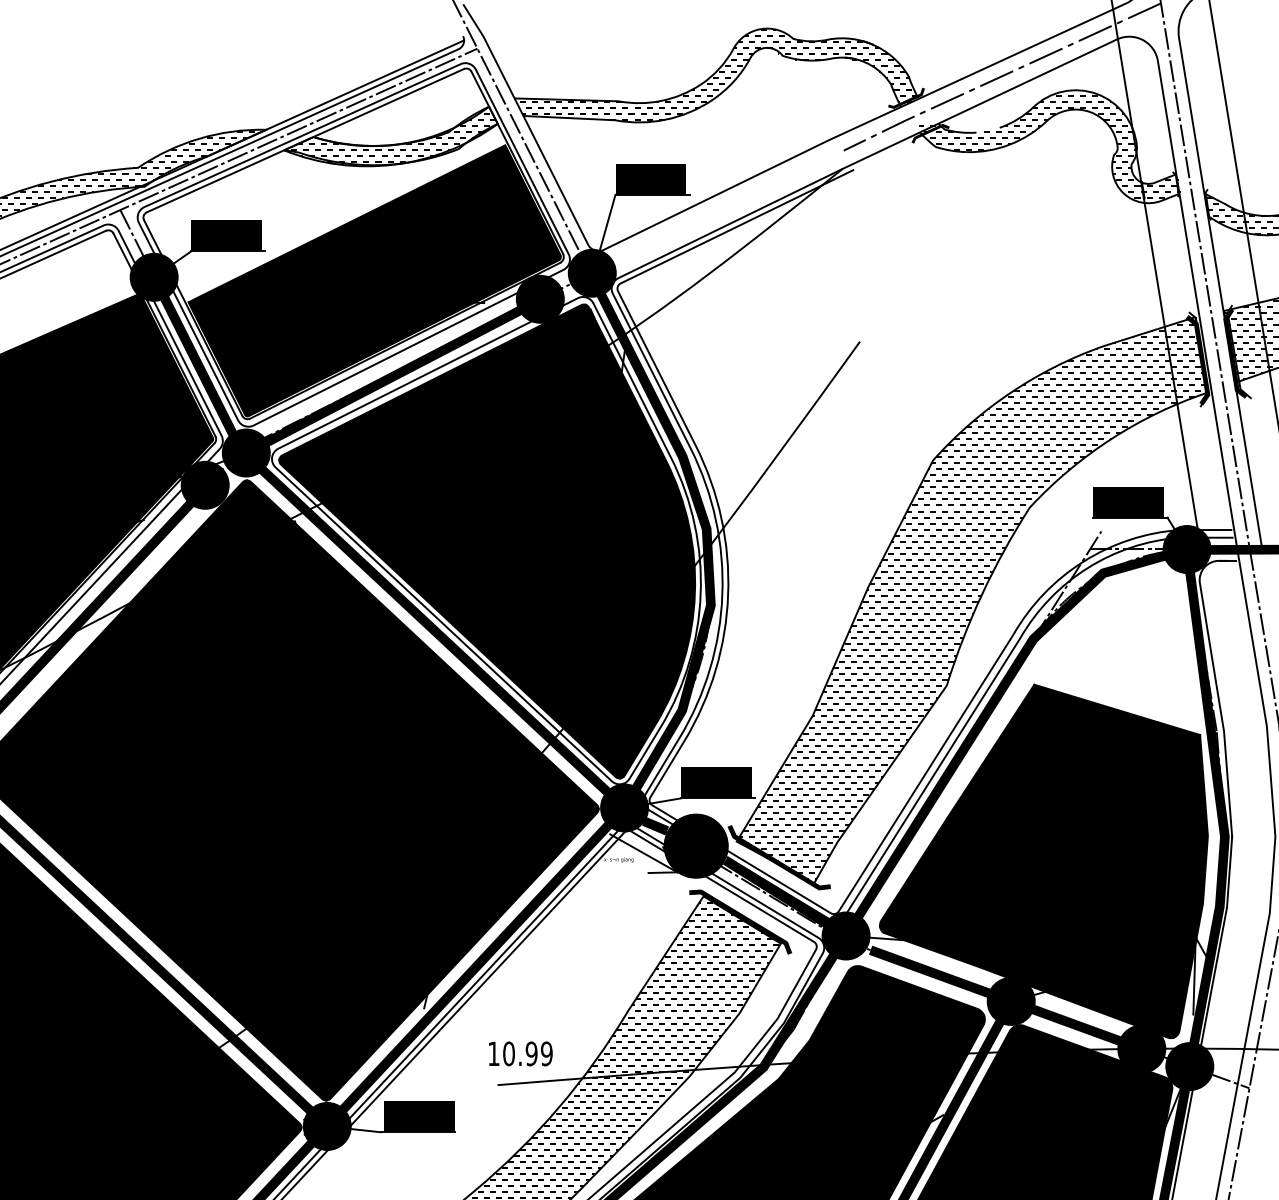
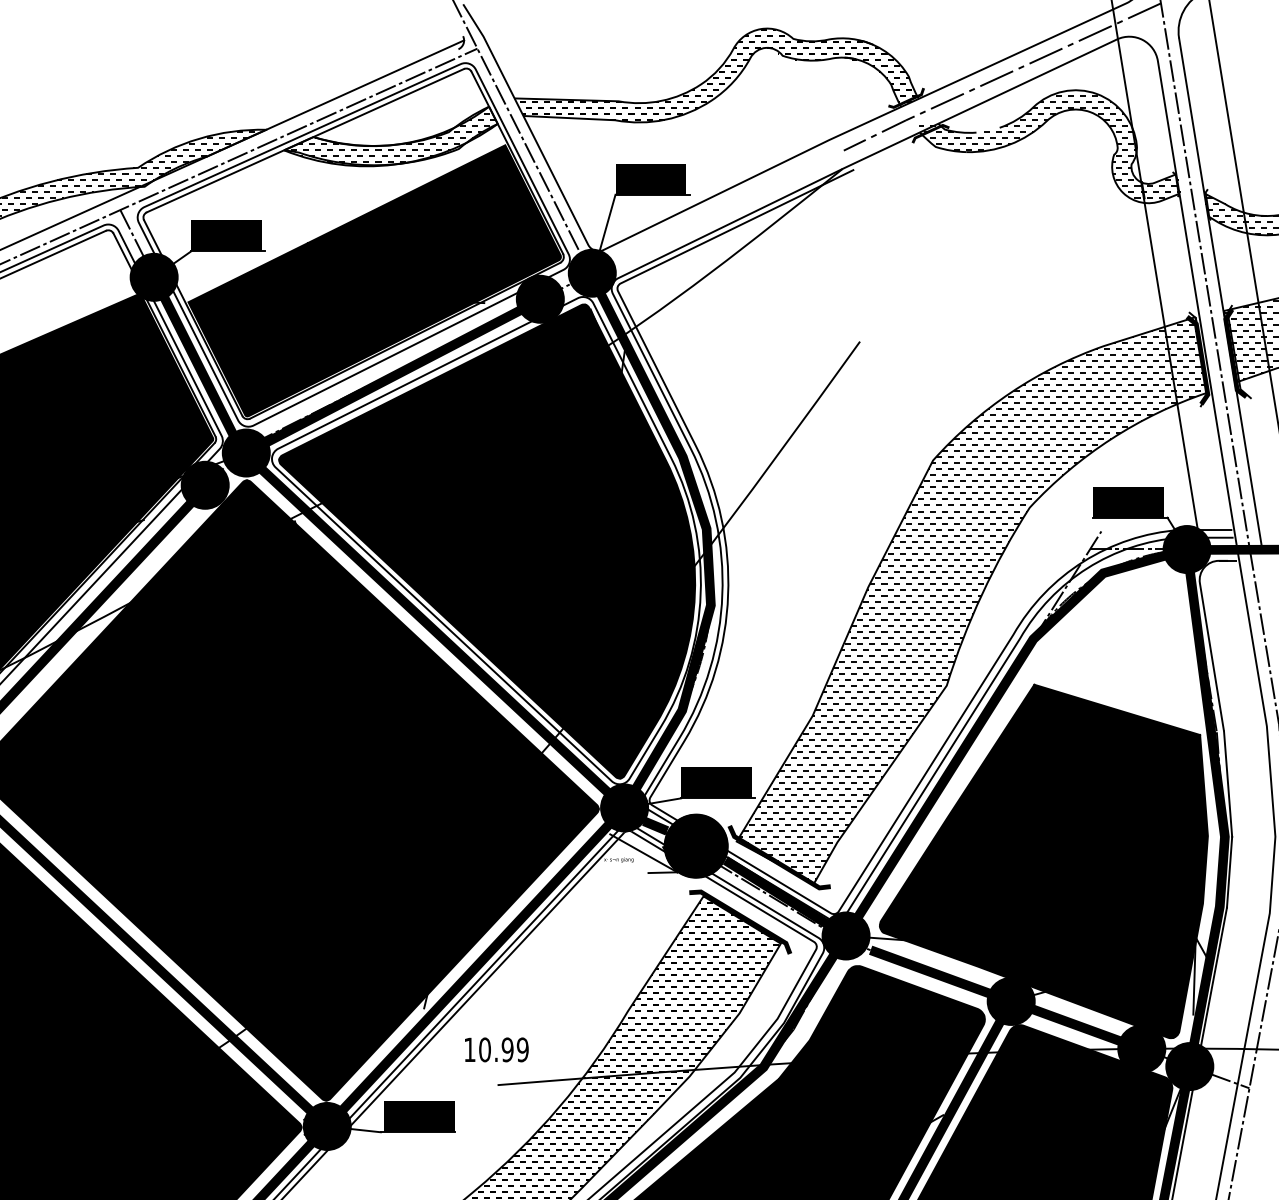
line: present -> none (230, 152)
text position: (520, 1053) -> (496, 1049) (496, 1049)
